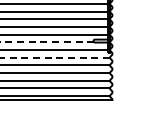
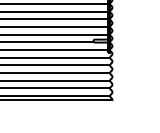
line: dashed -> solid (46, 42)
line: dashed -> solid (54, 57)
